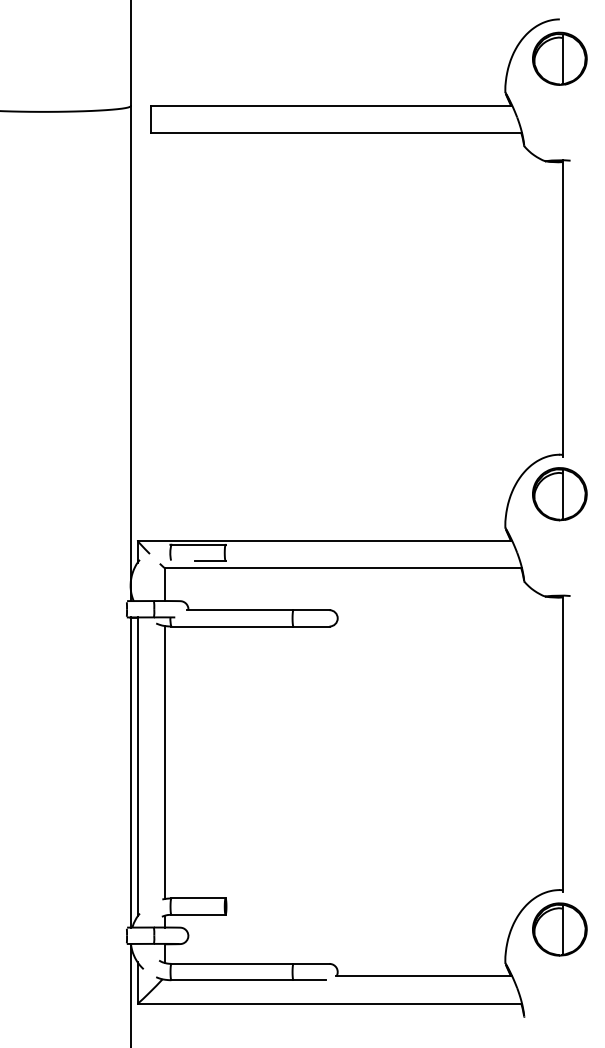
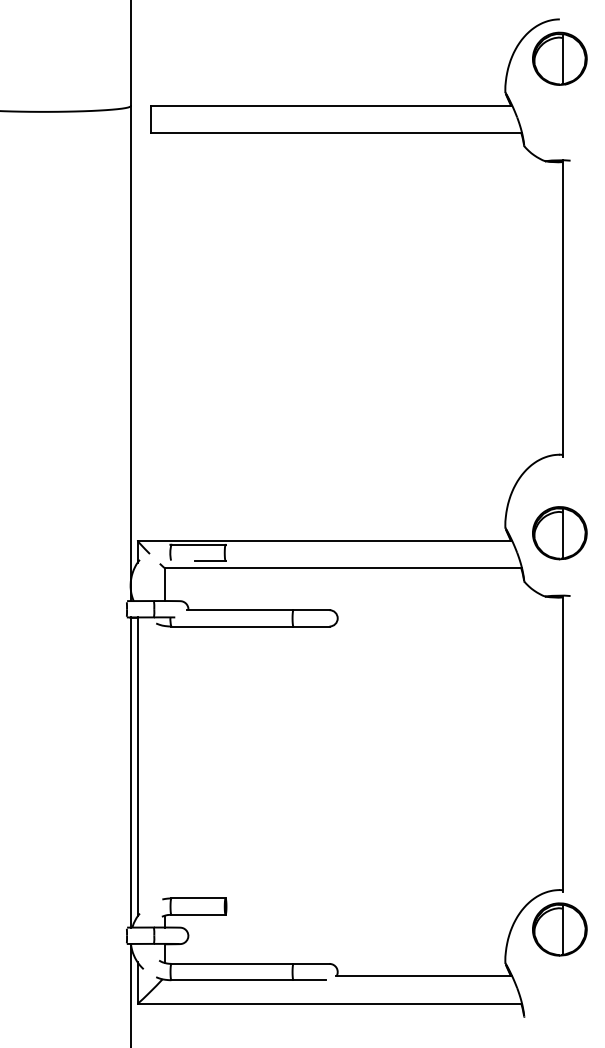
part position: (559, 494) -> (559, 533) (559, 533)
line: present -> none (165, 762)
